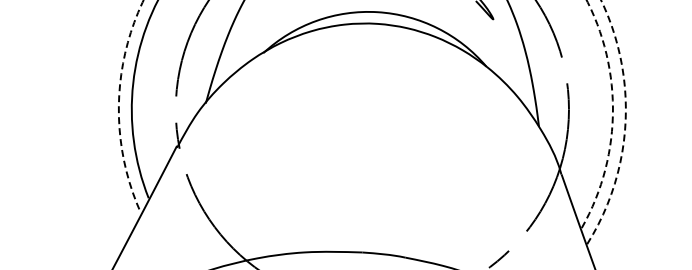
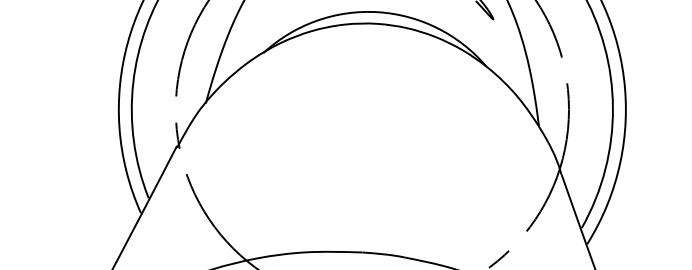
arc: dashed -> solid (607, 15)
arc: dashed -> solid (612, 114)
